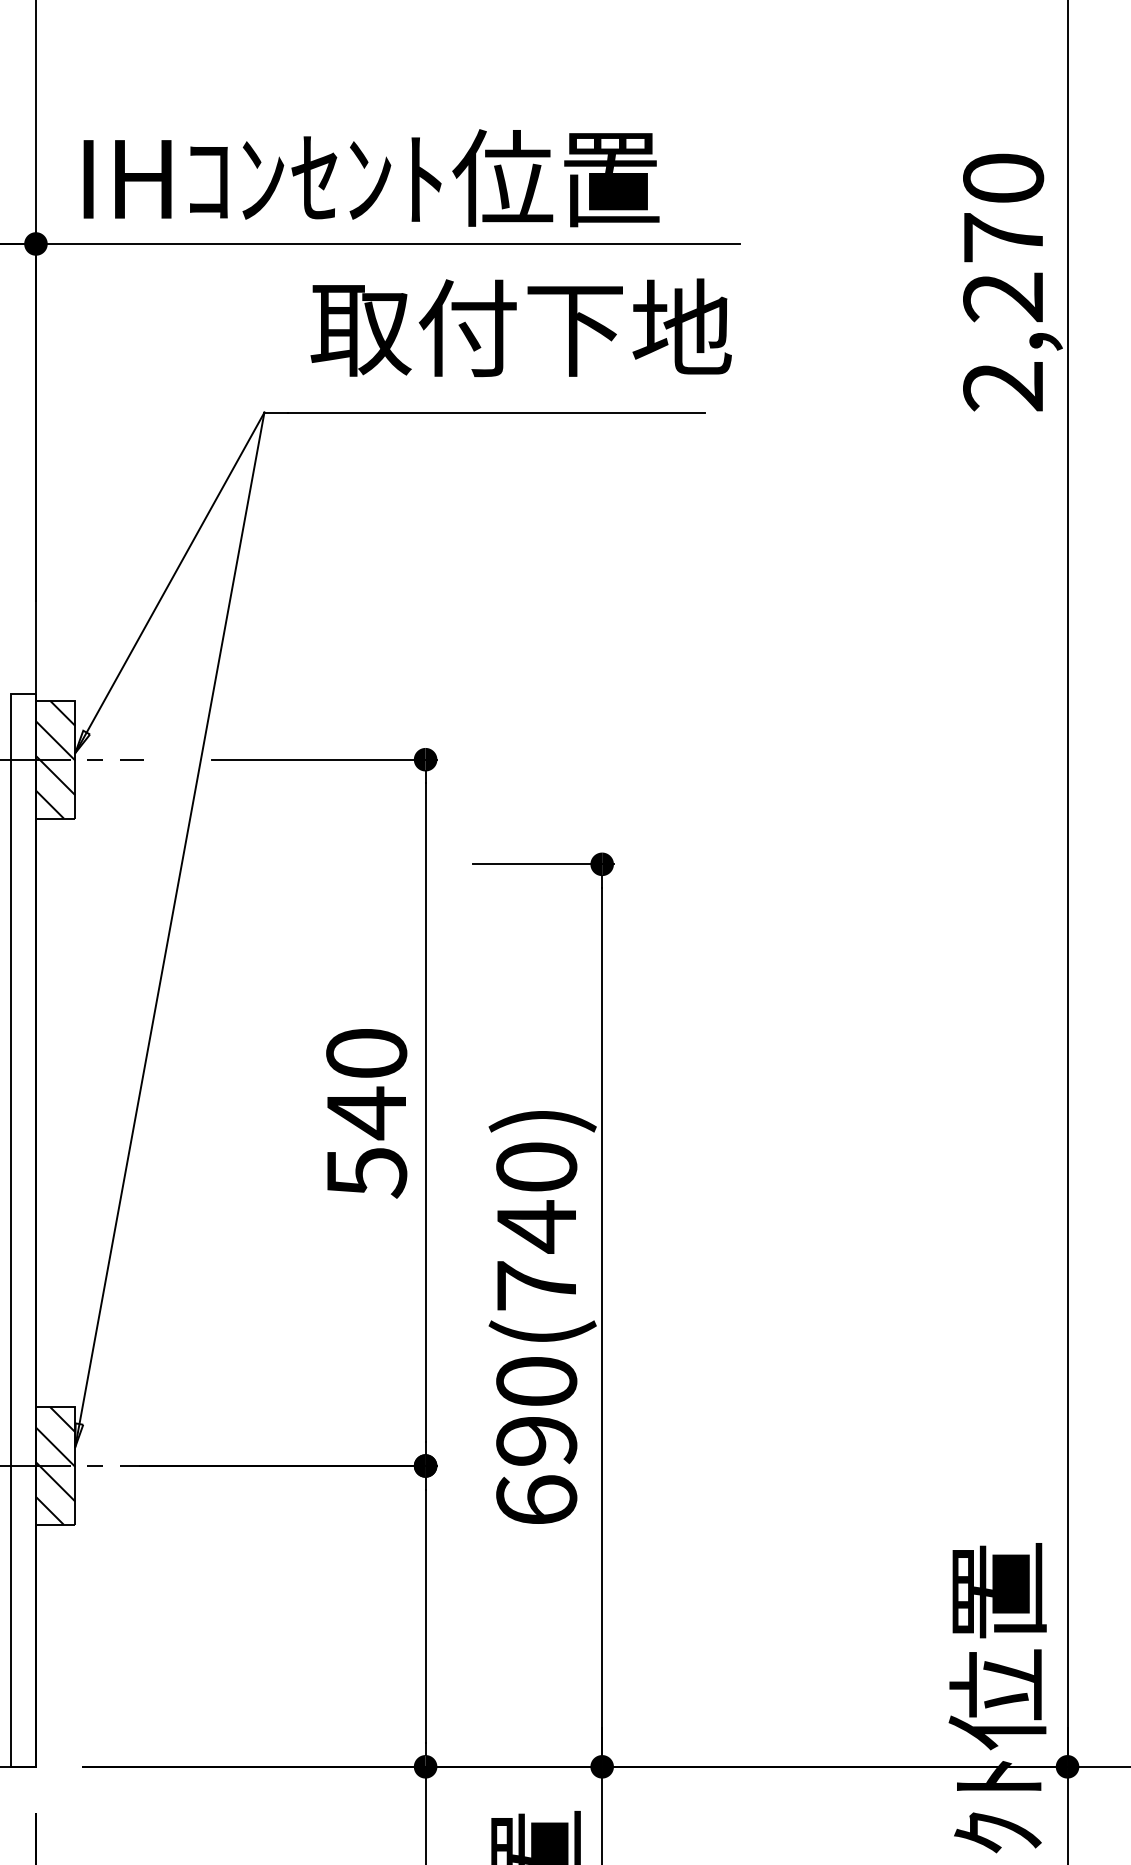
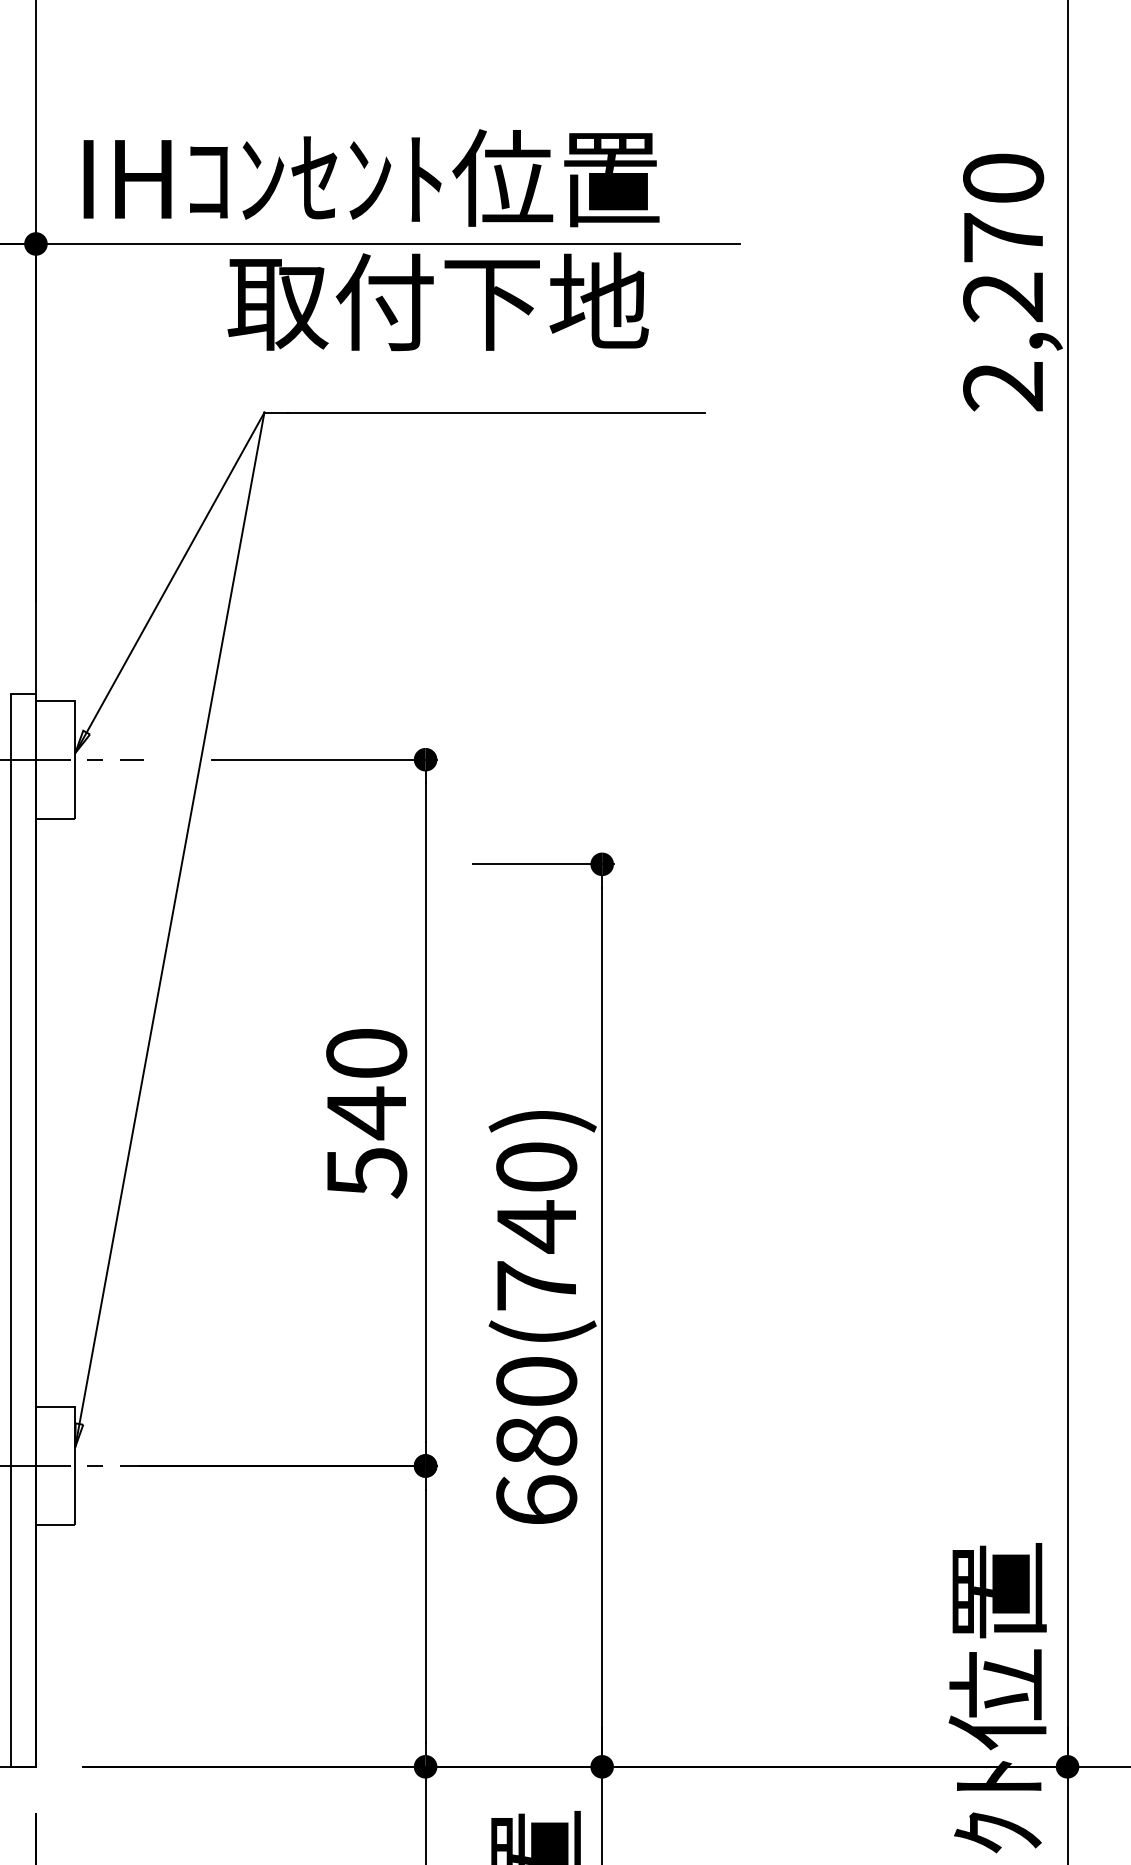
text position: (520, 327) -> (437, 301) (437, 301)
hatch: present -> none (55, 759)
text: 690(740) -> 680(740) (536, 1440)
hatch: present -> none (55, 1465)
